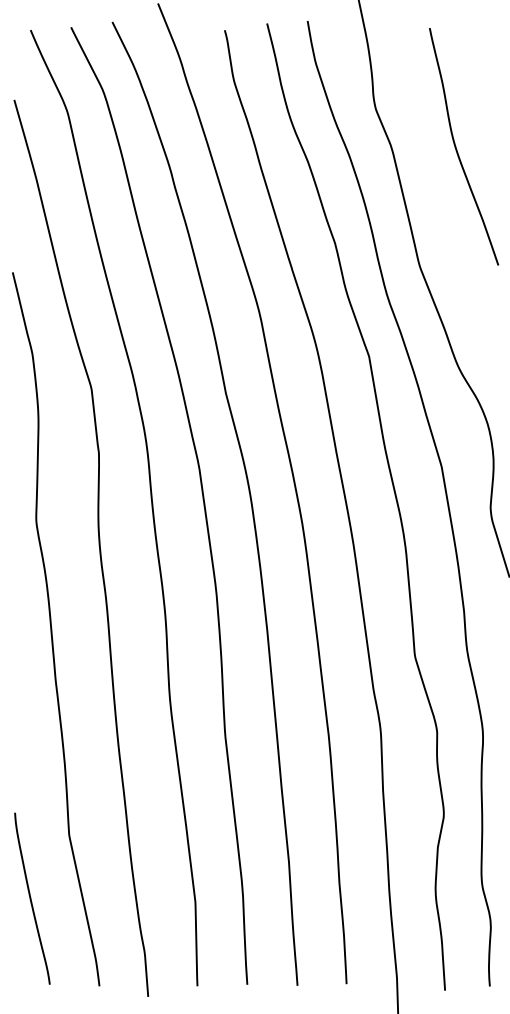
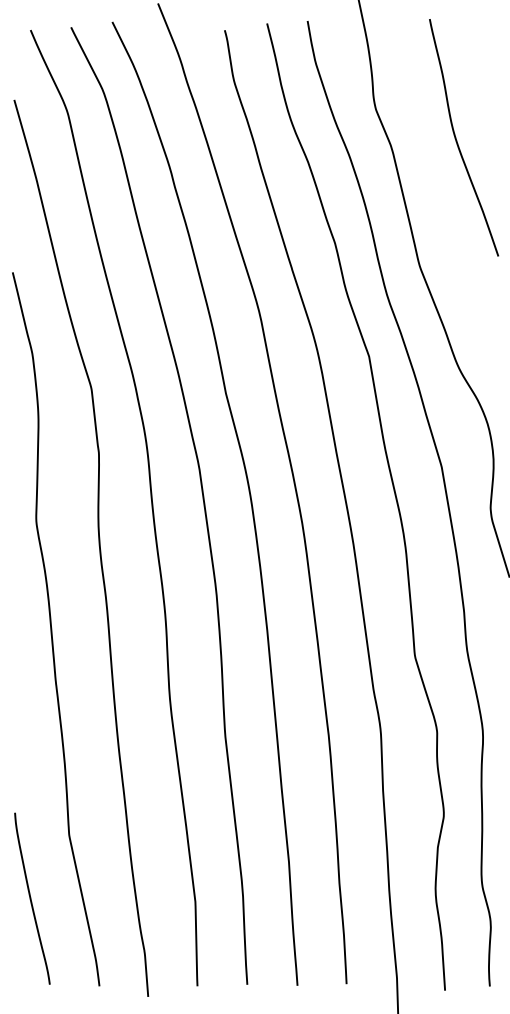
curve position: (457, 149) -> (457, 140) (457, 140)
